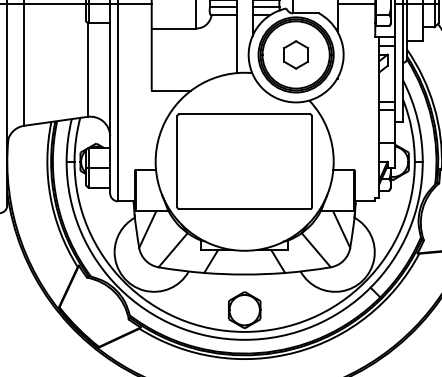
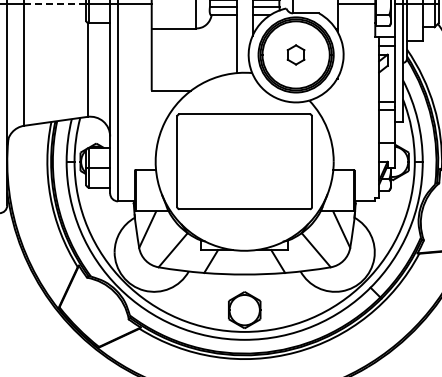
line: solid -> dashed (54, 3)
part size: 26x30 px -> 20x22 px (295, 54)
